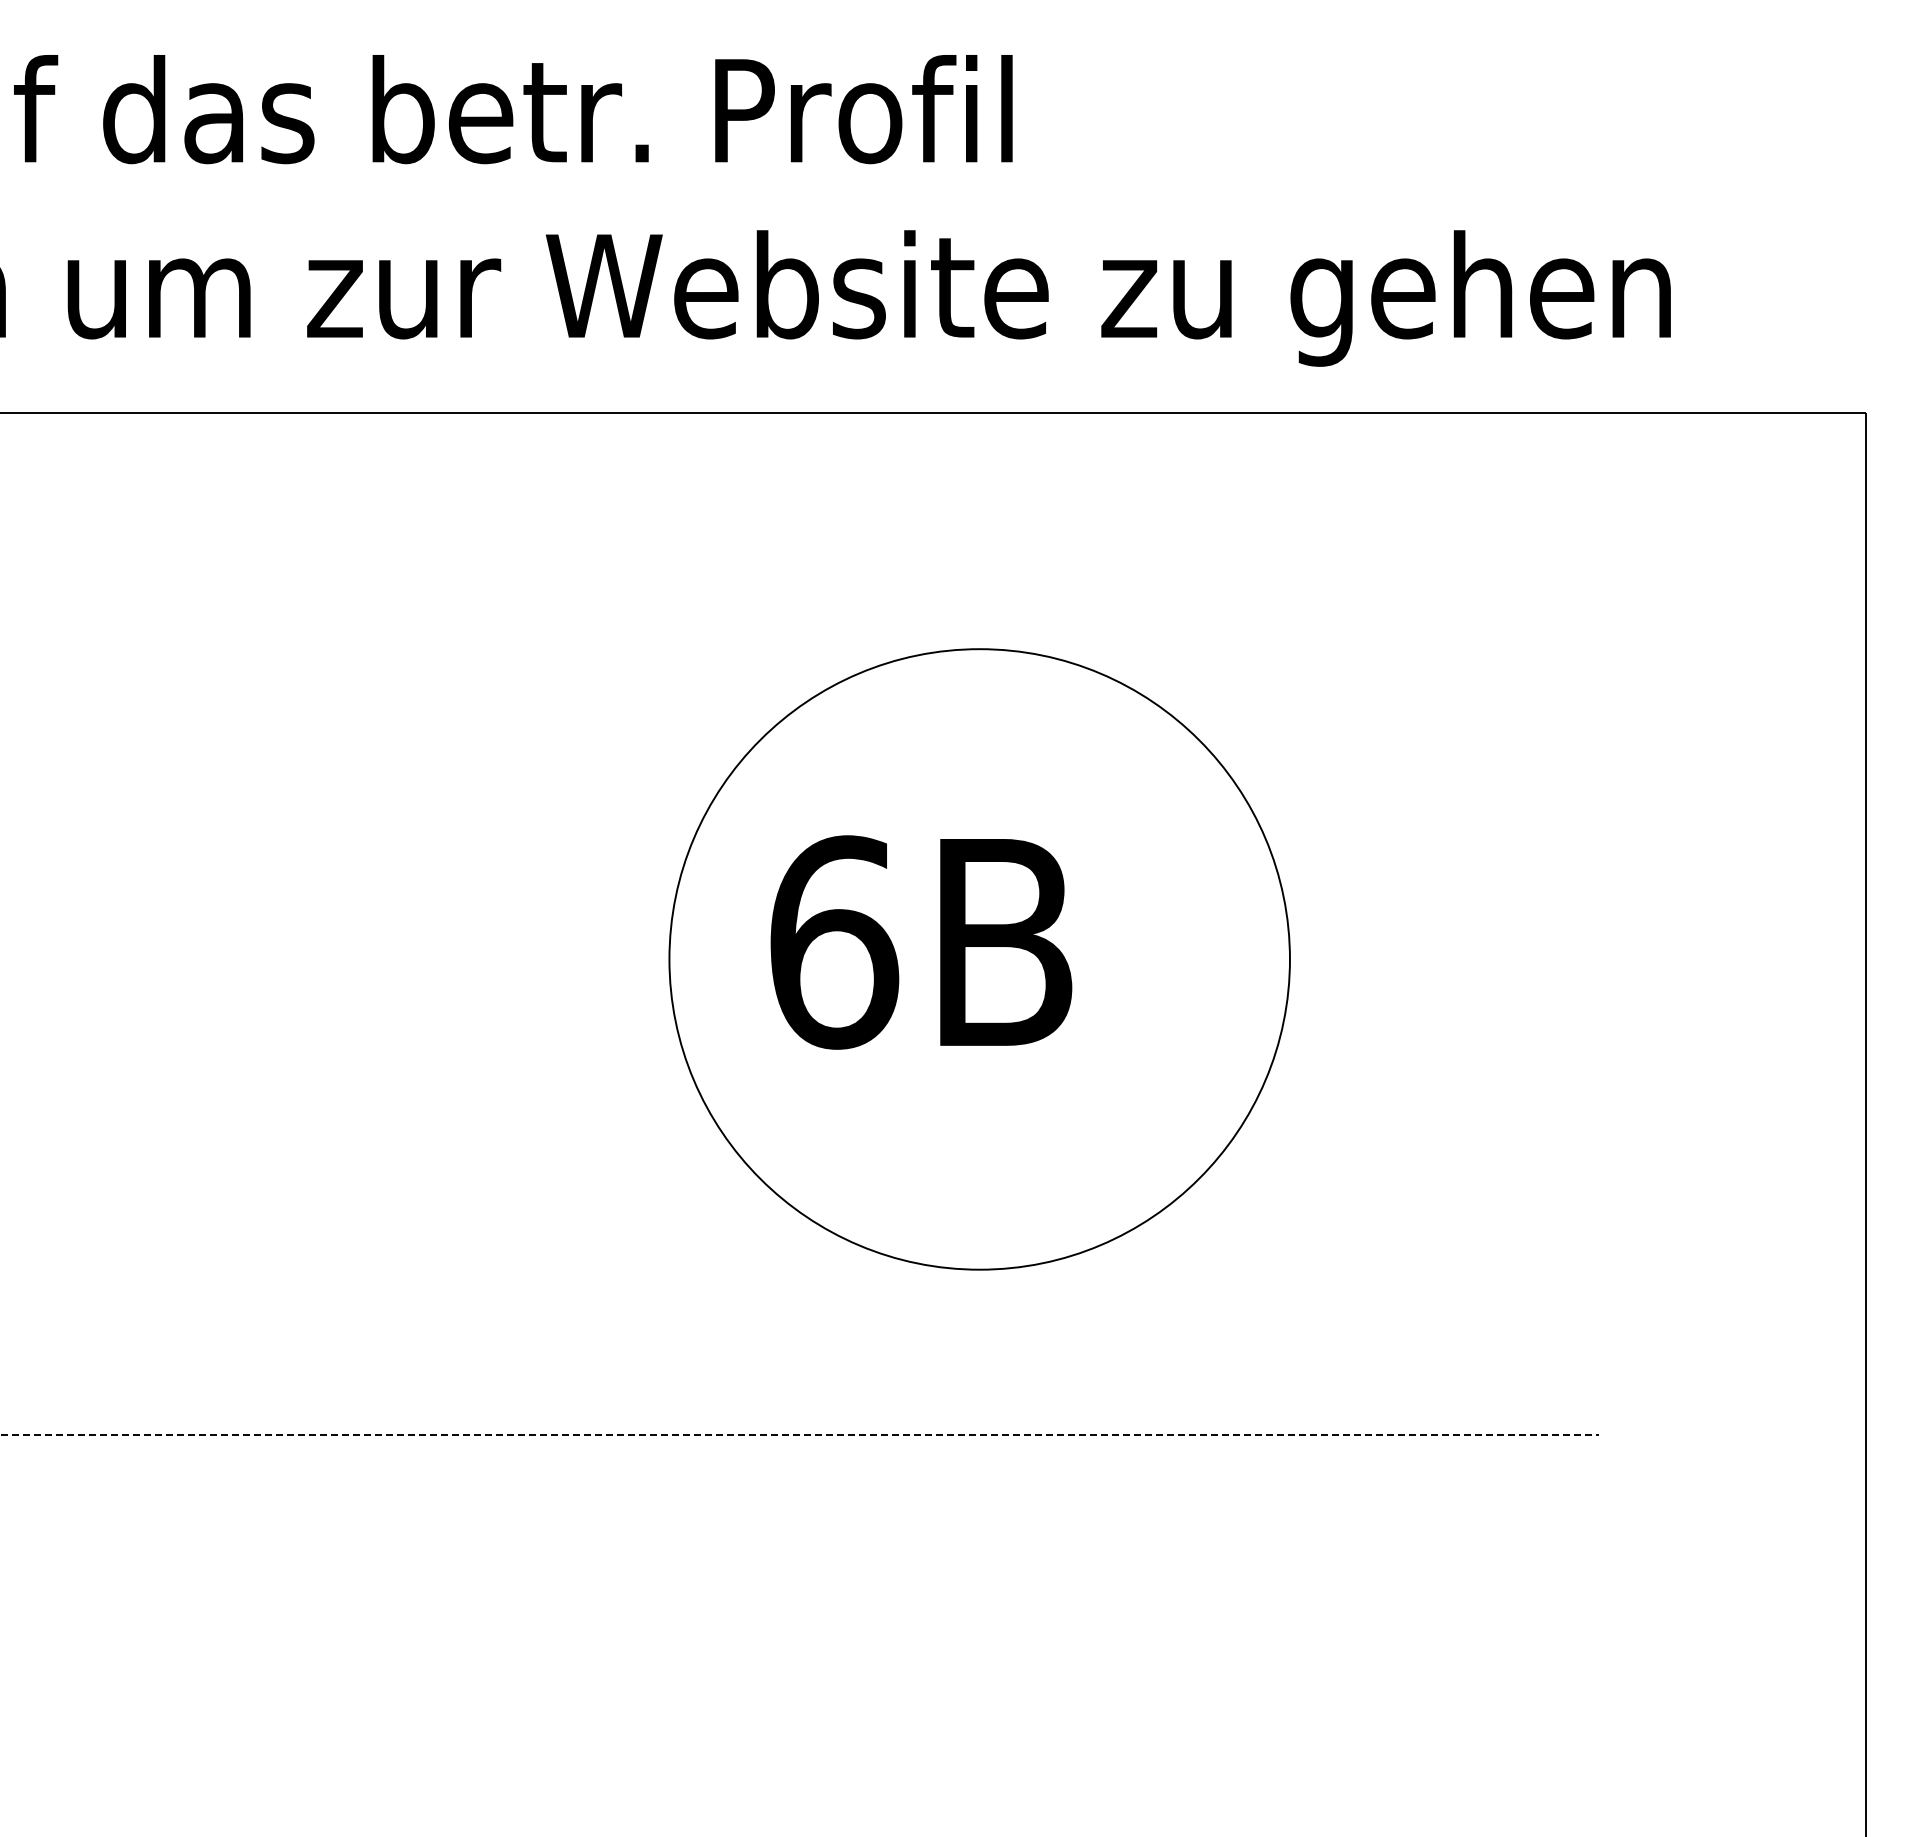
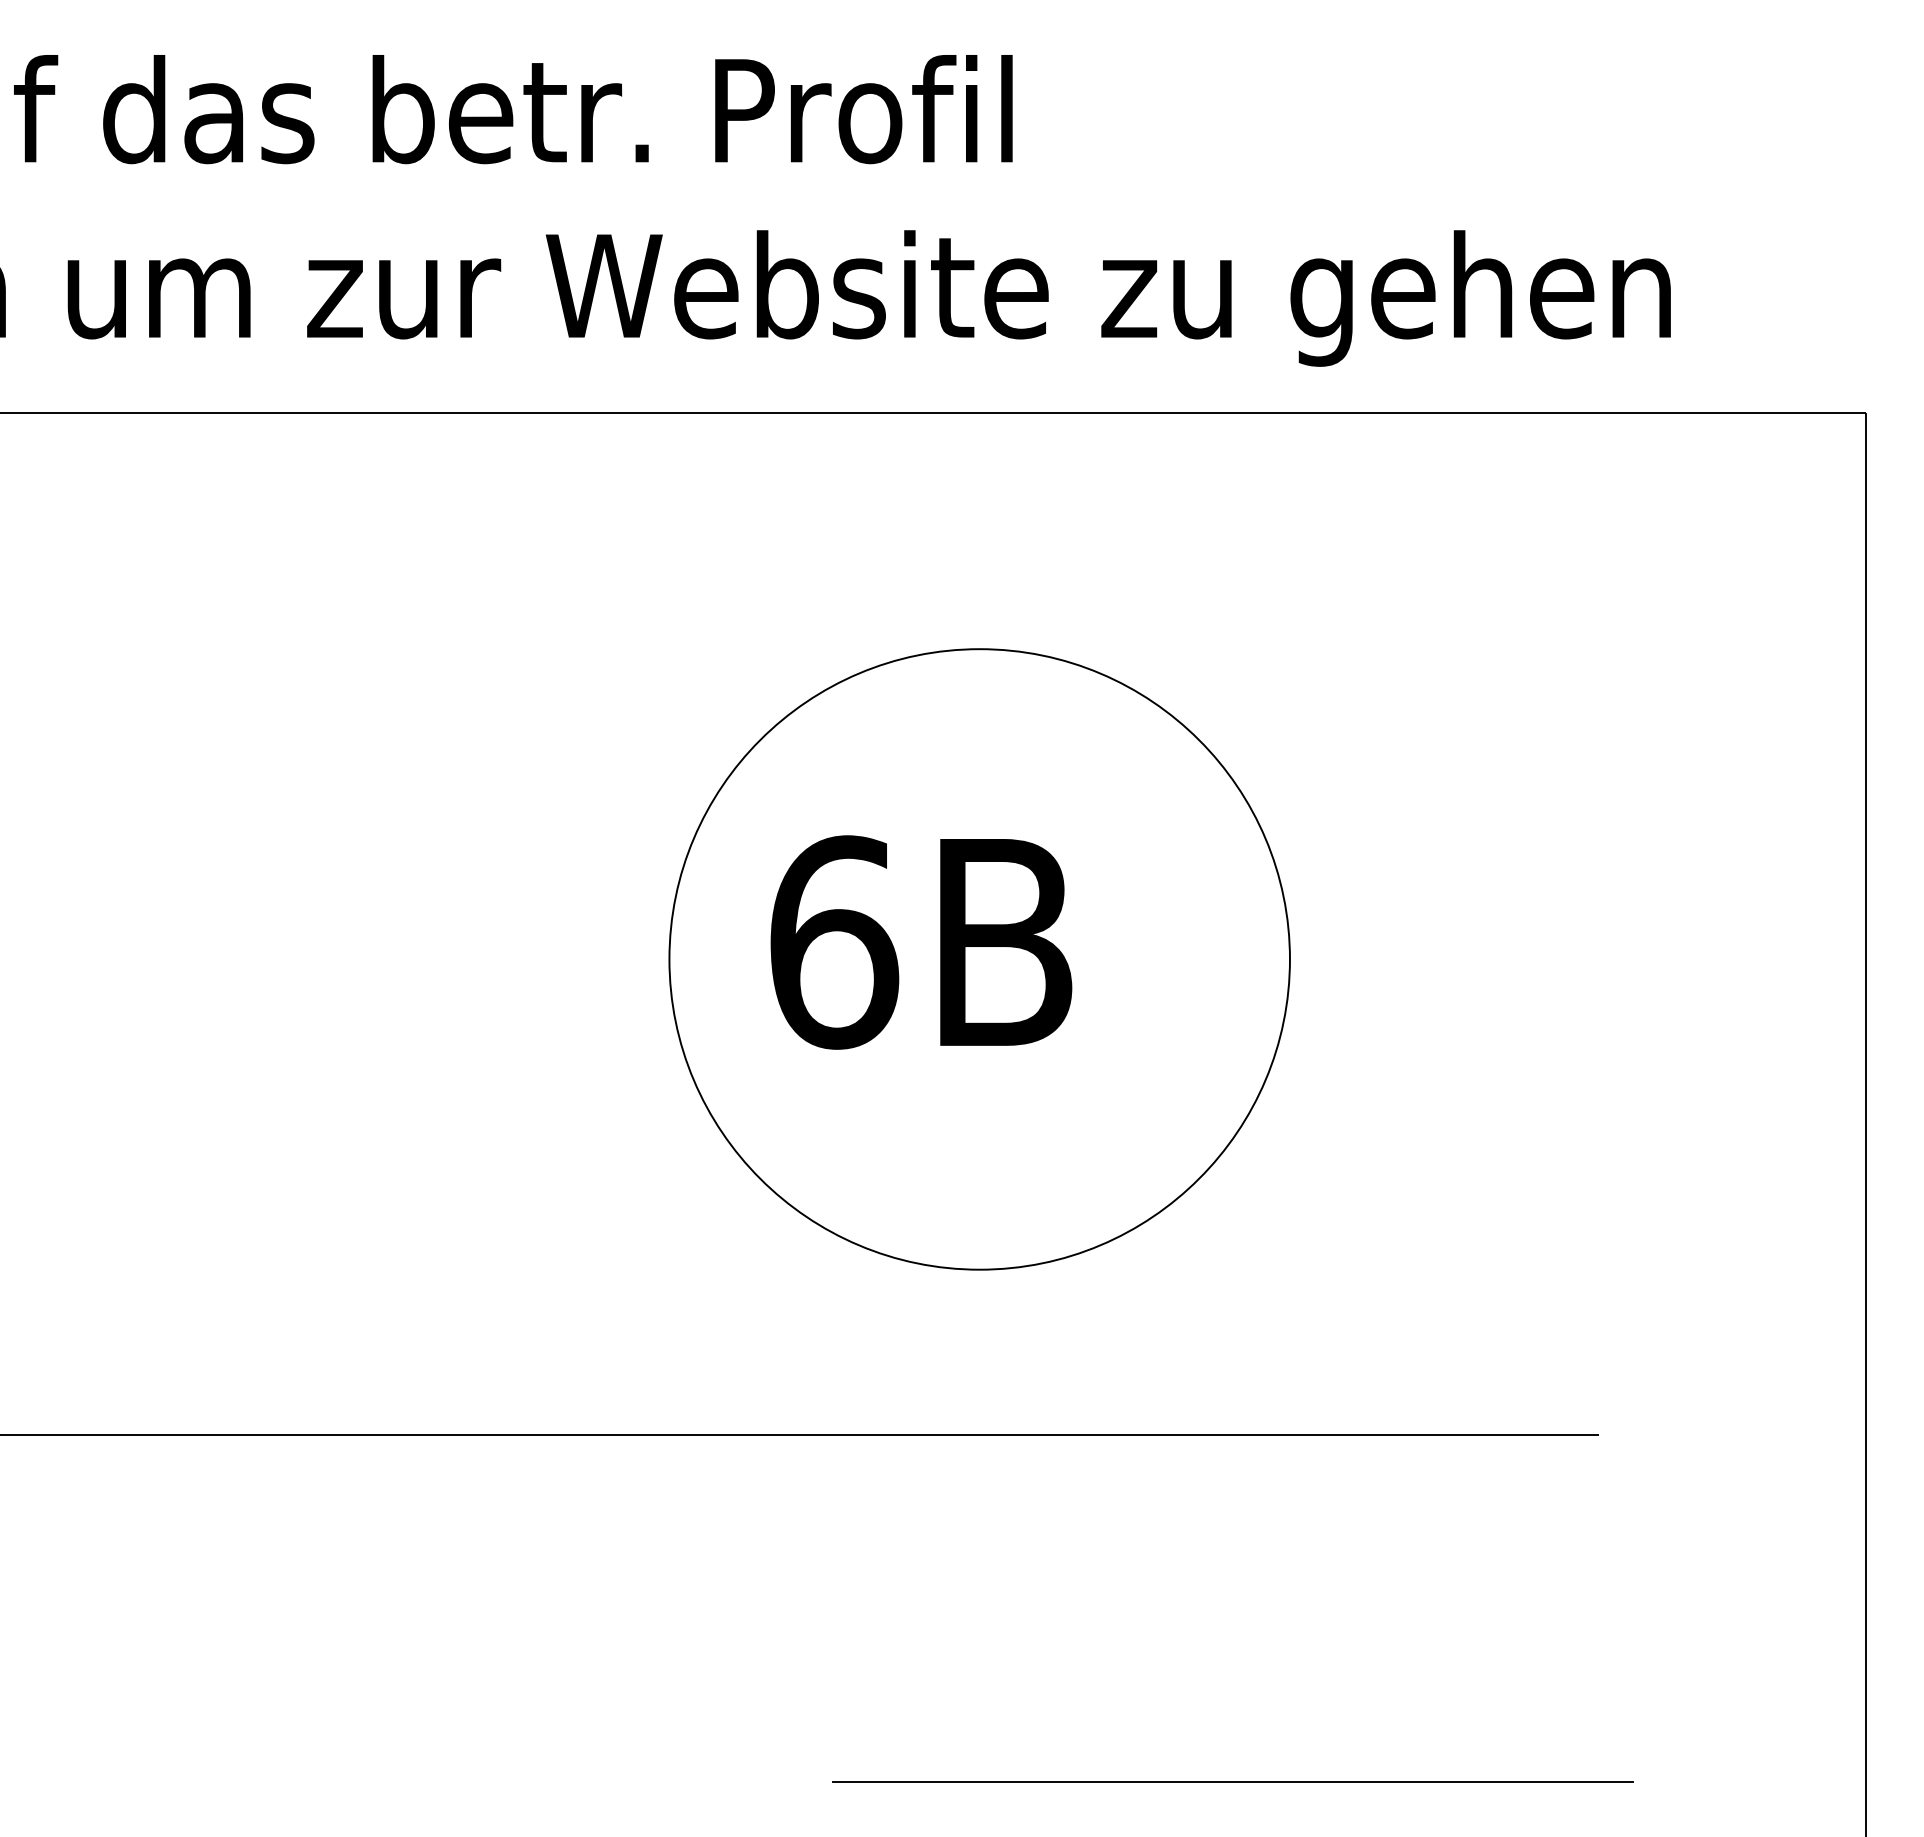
line: dashed -> solid (799, 1434)
line: none -> present (1232, 1782)
